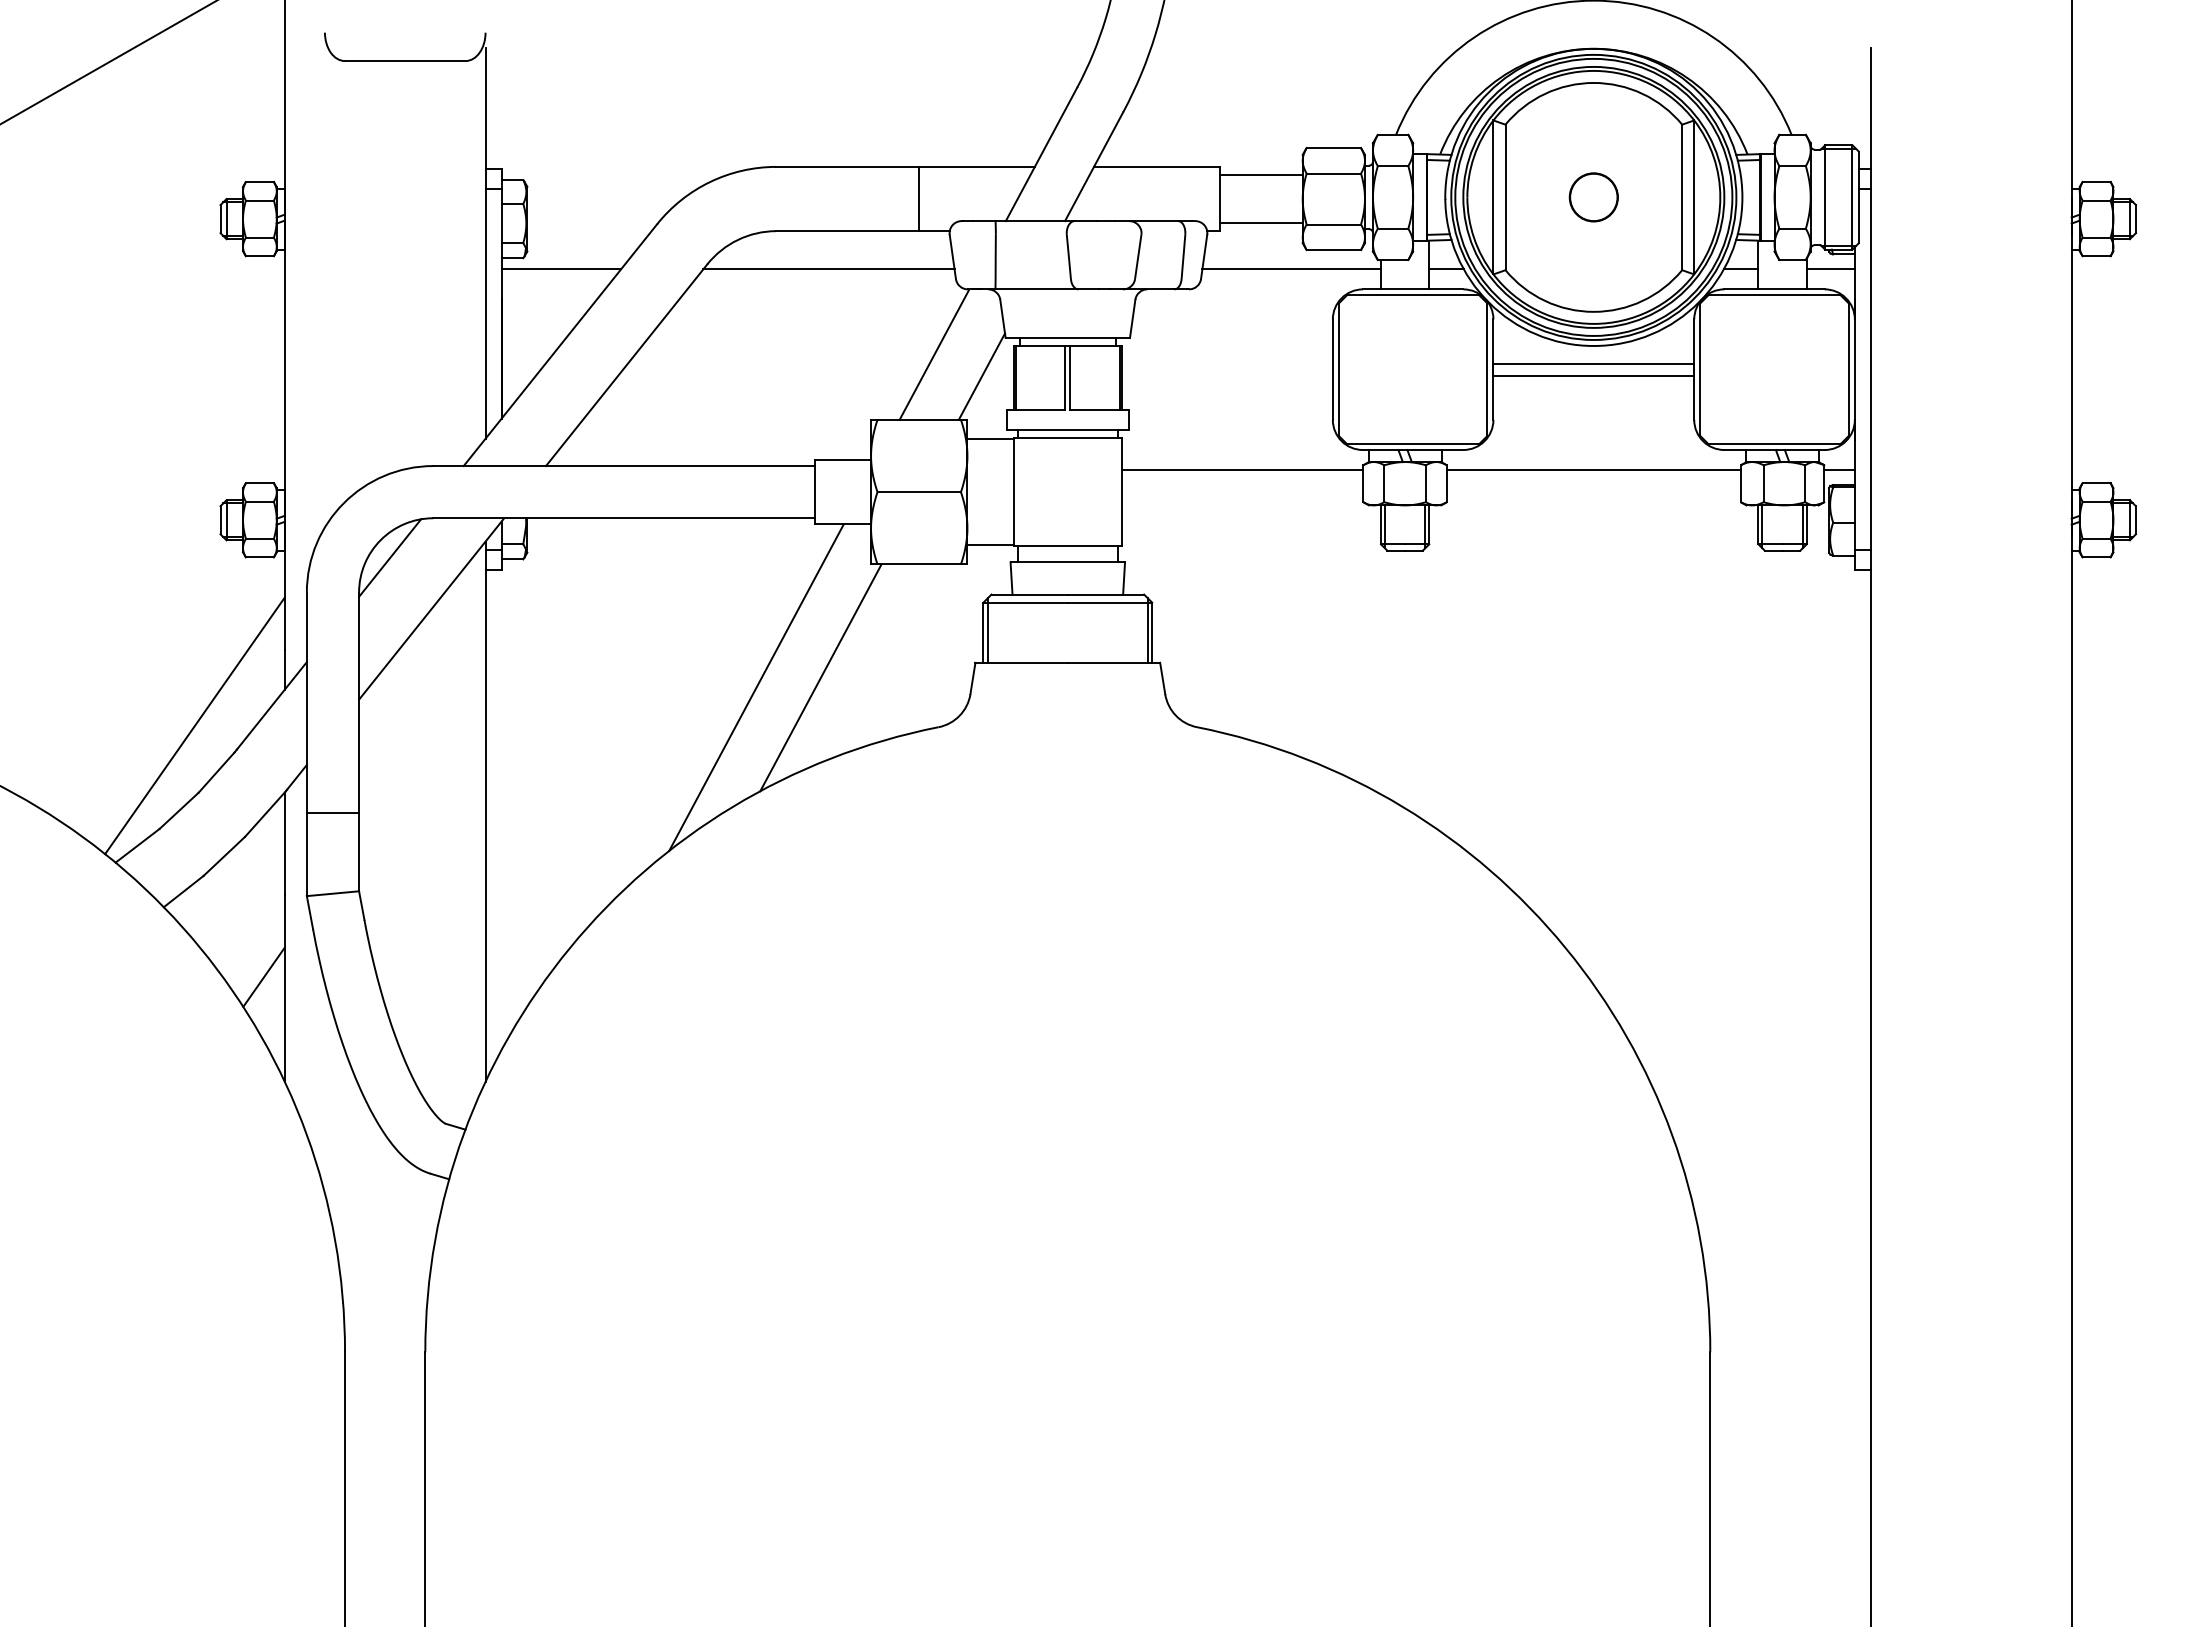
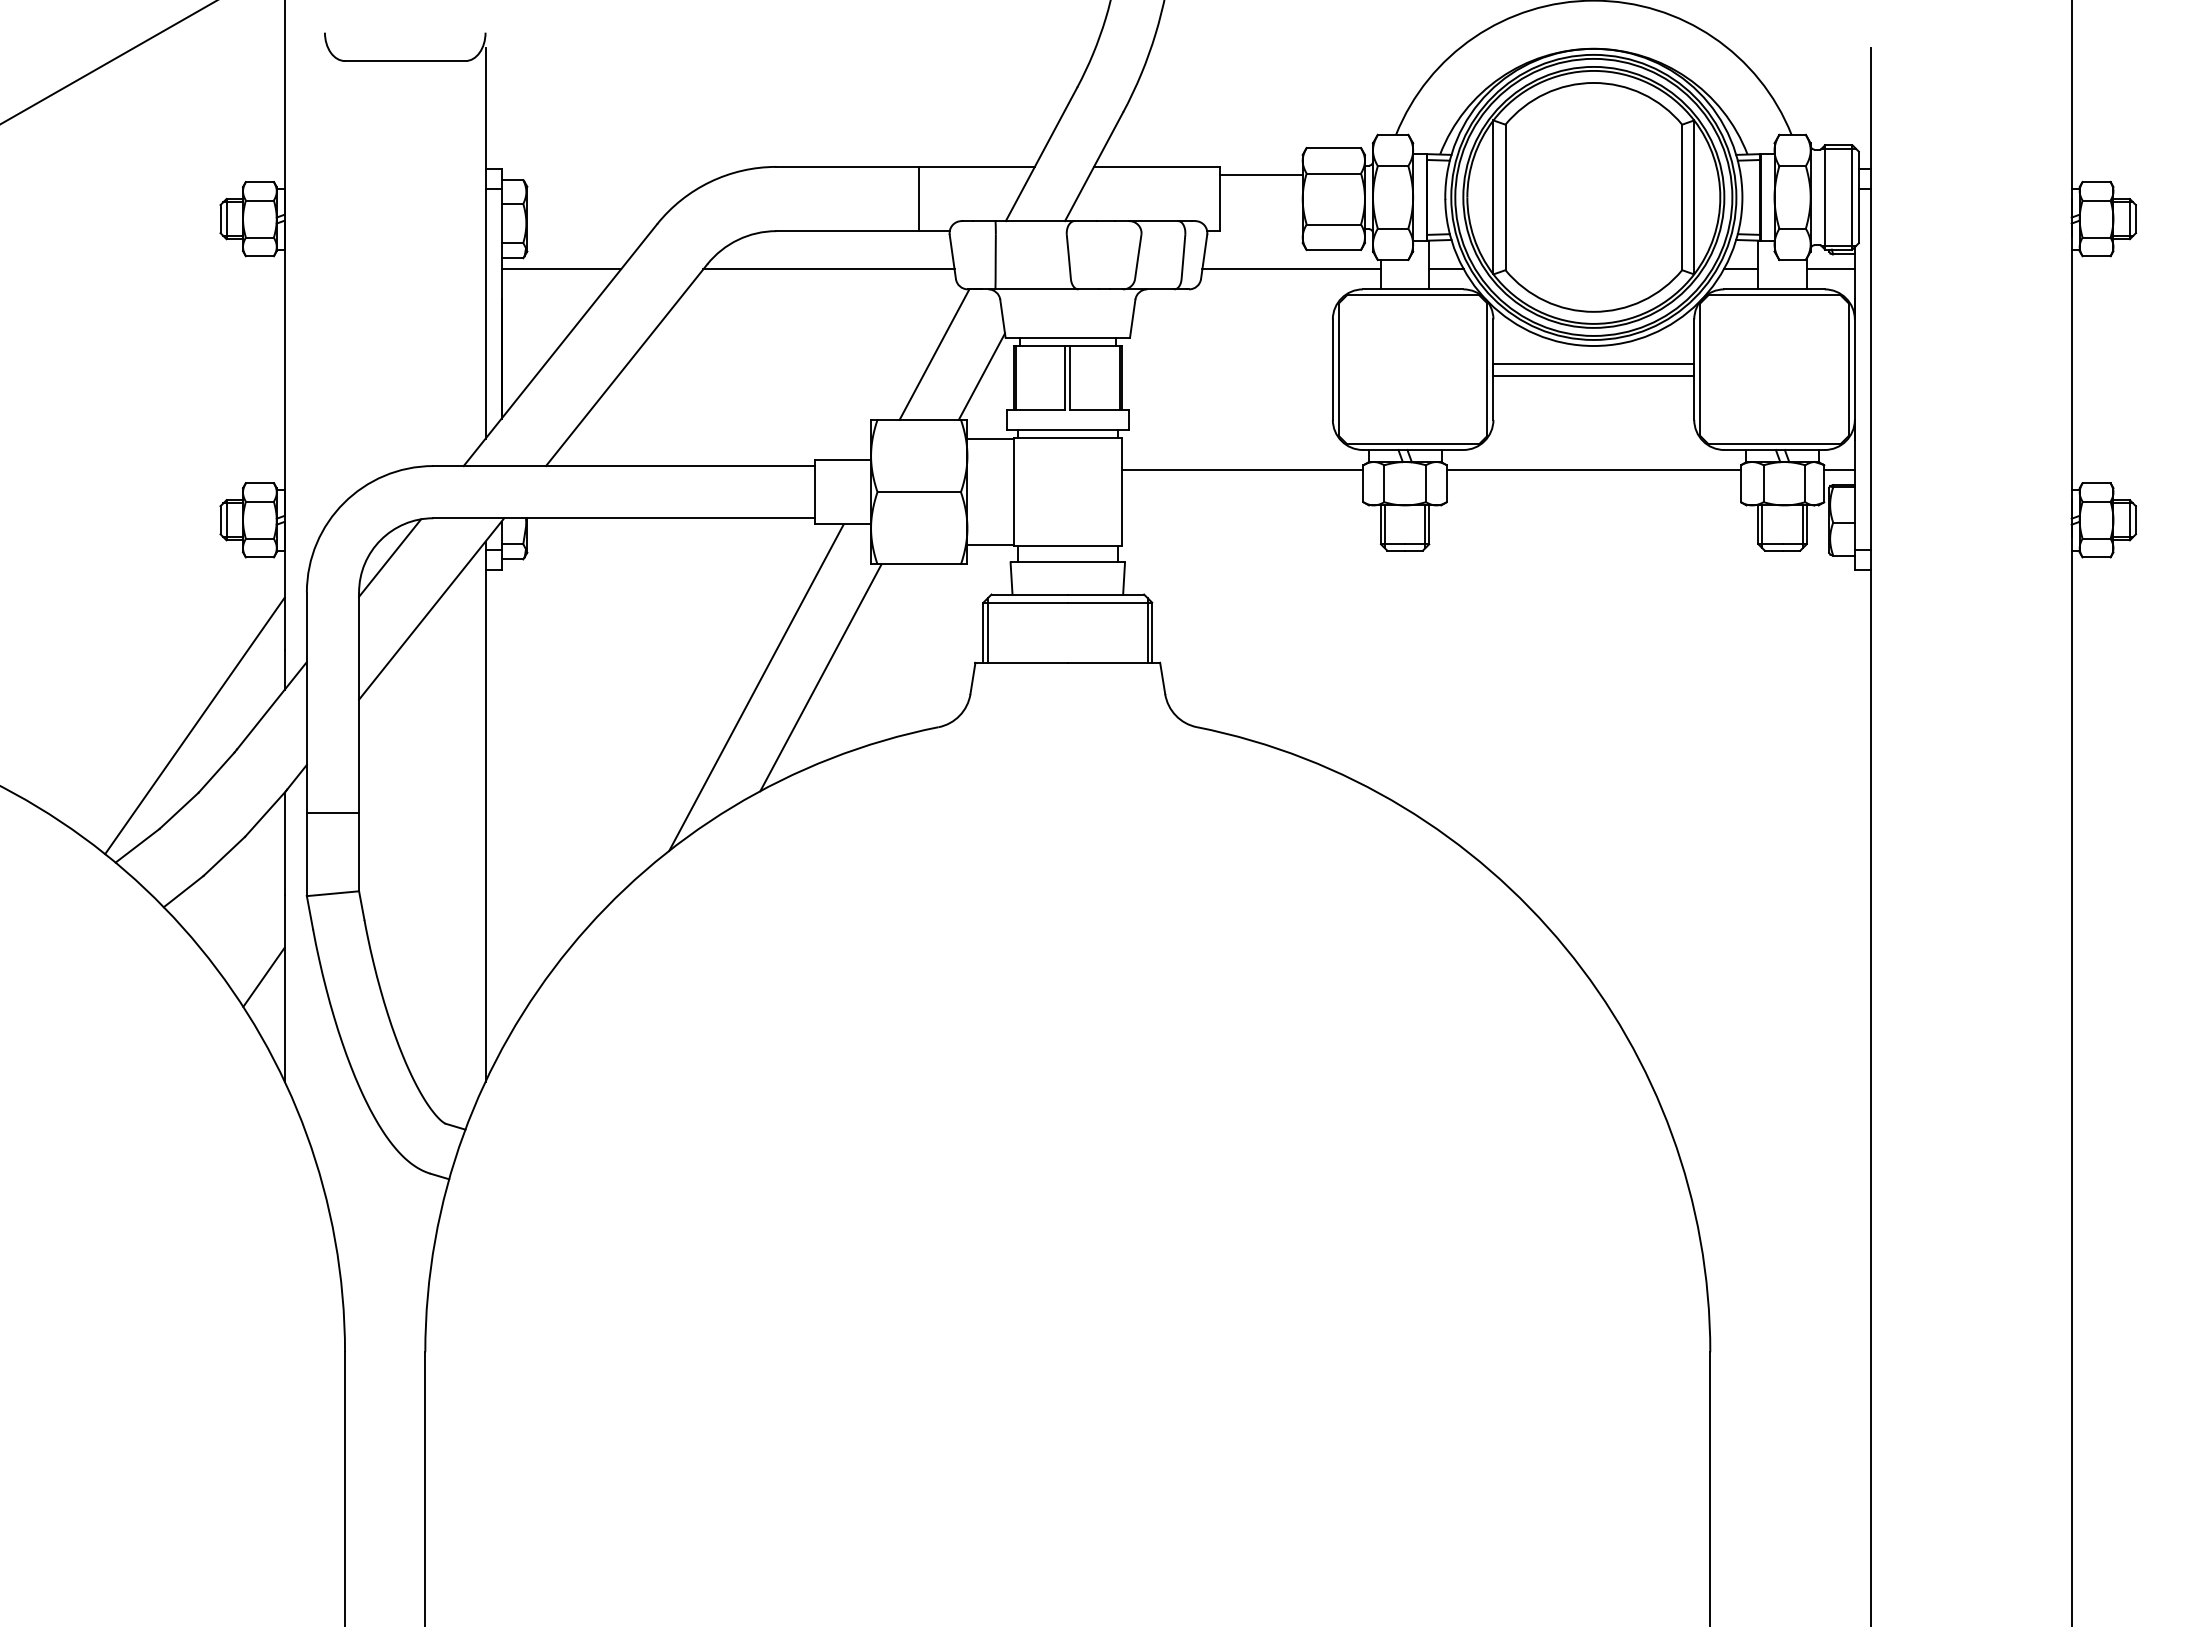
circle: present -> none (1593, 197)
line: present -> none (1261, 223)
